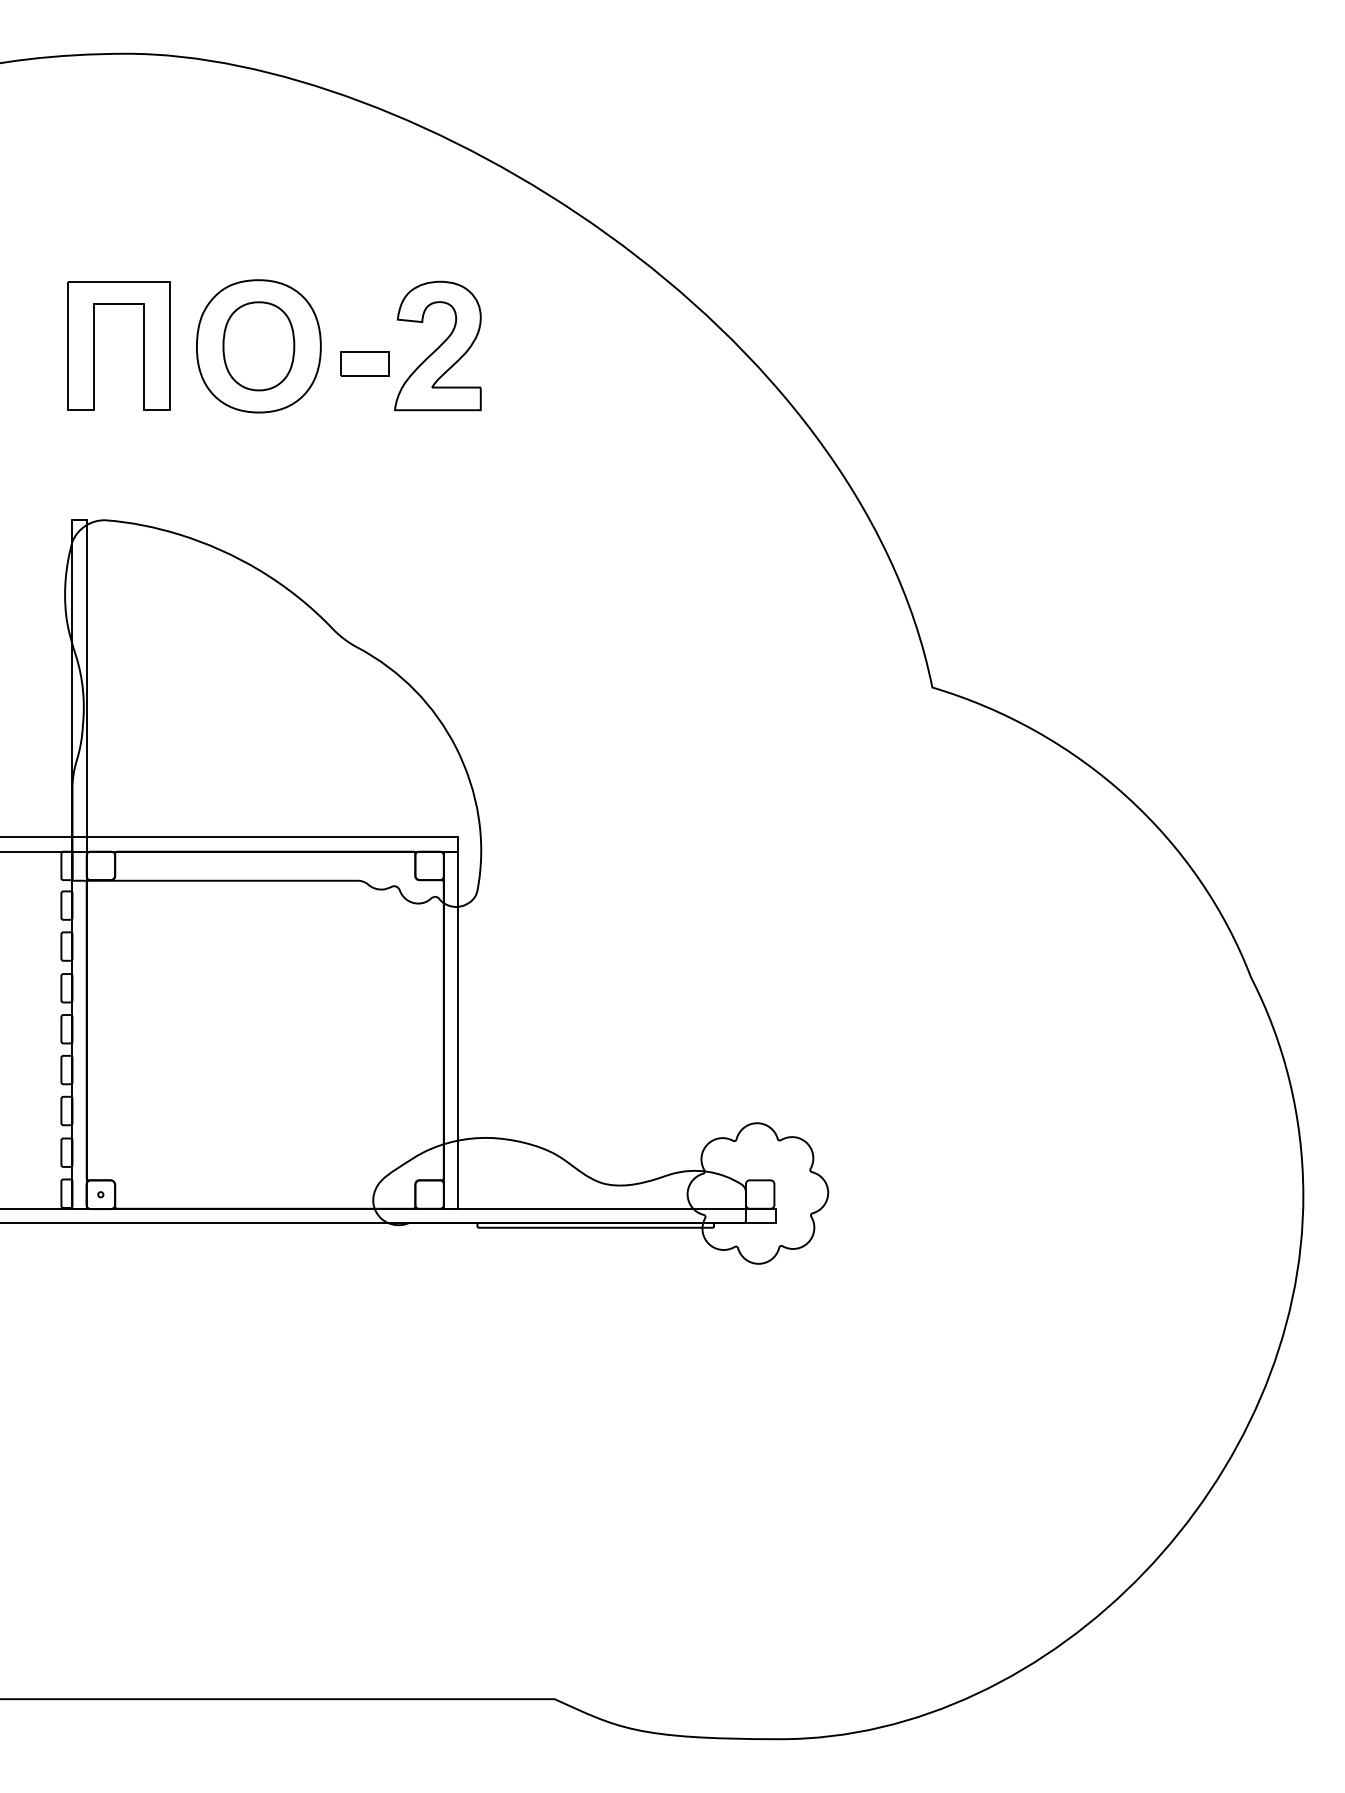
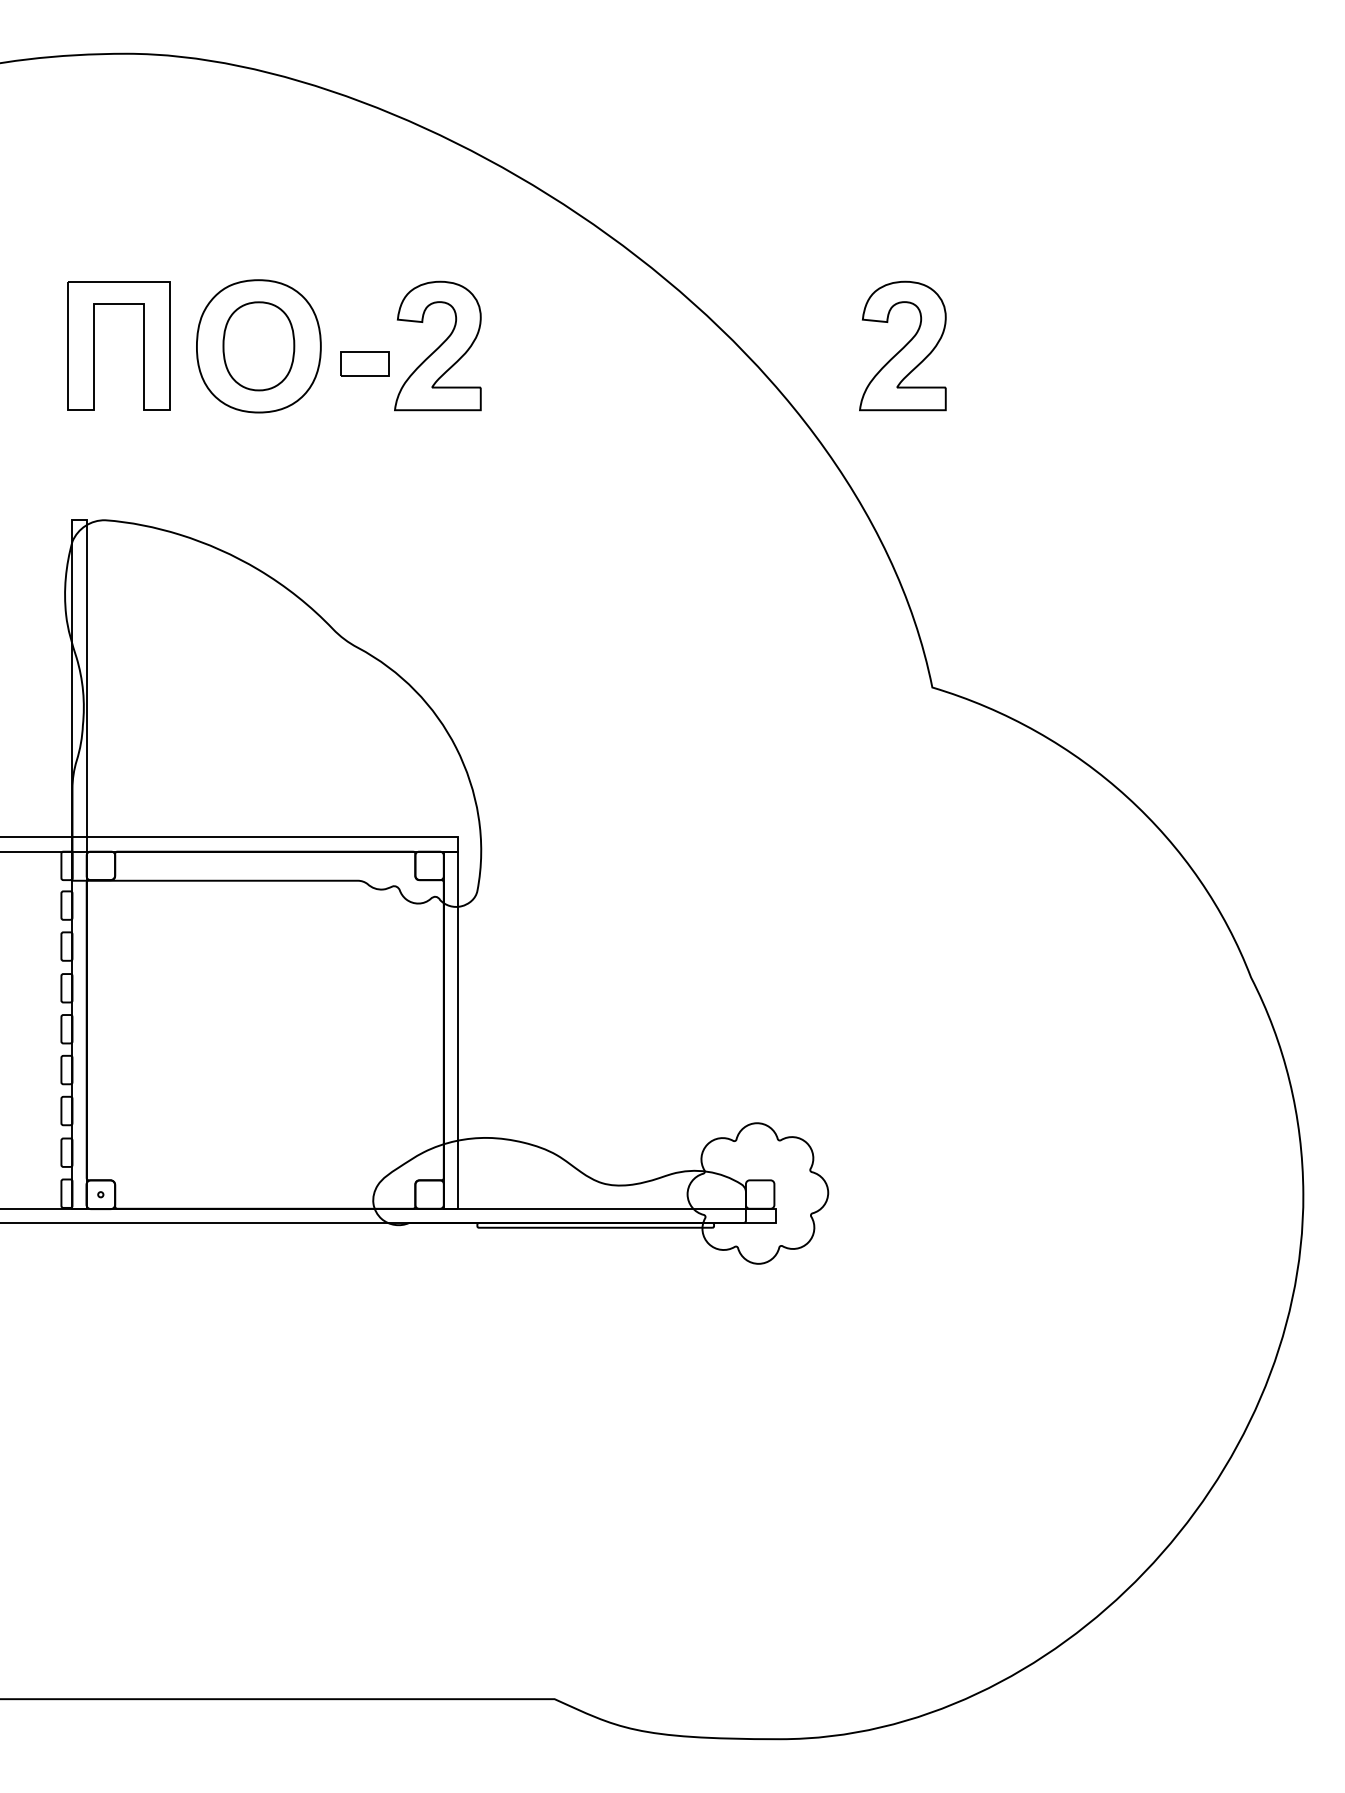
part: none -> present (902, 345)
